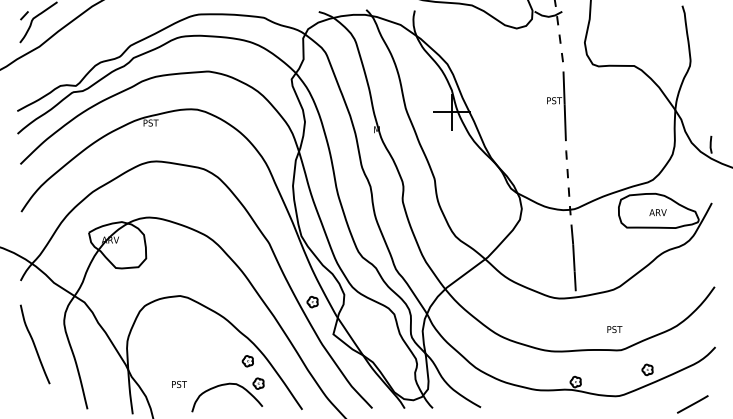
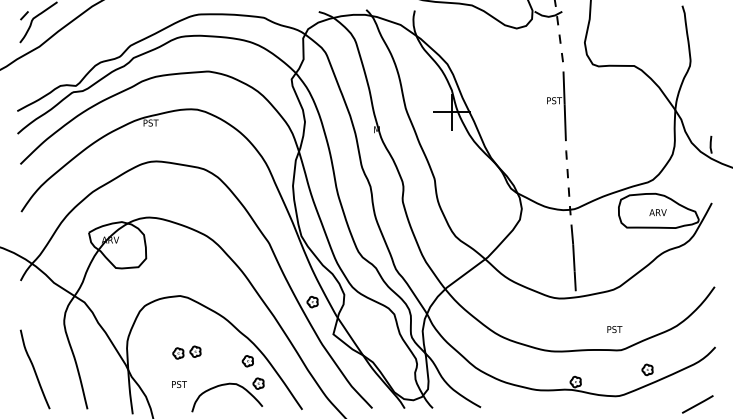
curve position: (34, 344) -> (34, 369) (34, 369)
part: none -> present (186, 352)
line position: (692, 404) -> (697, 404) (697, 404)
